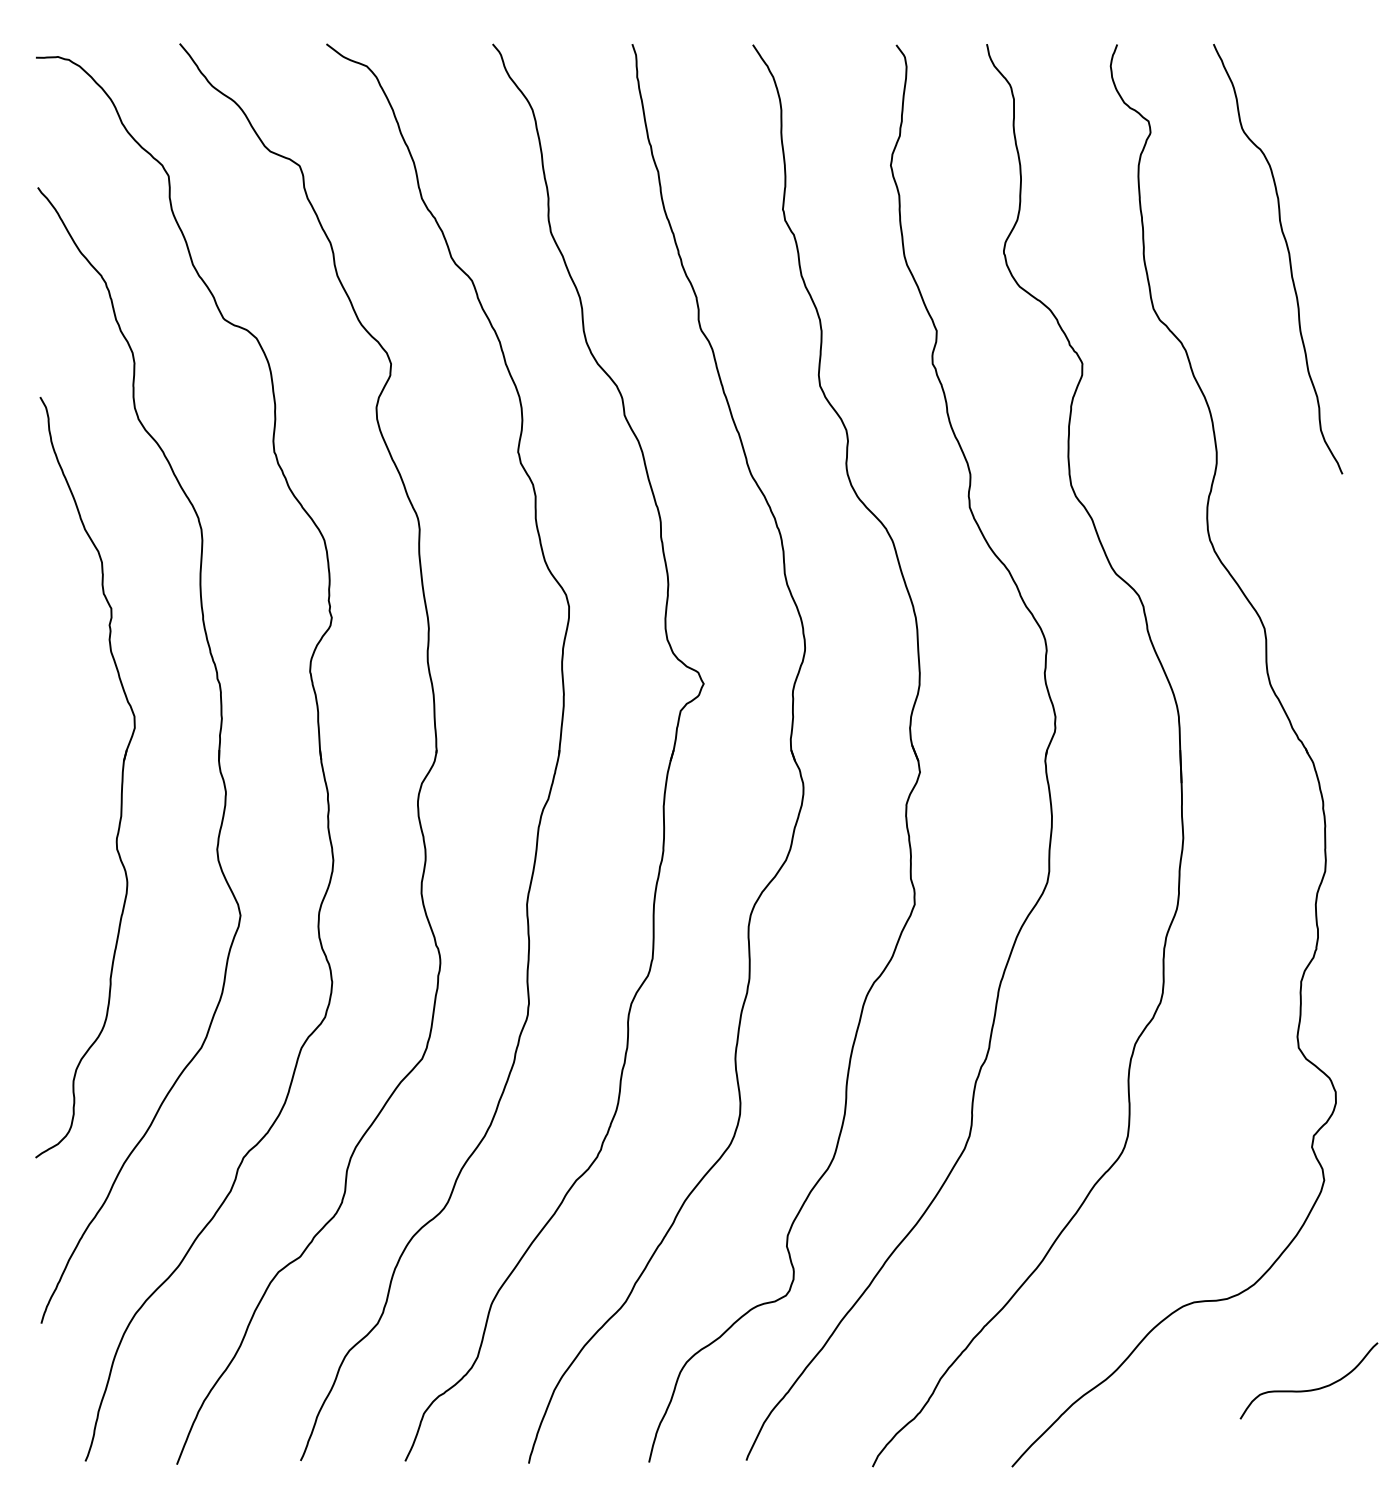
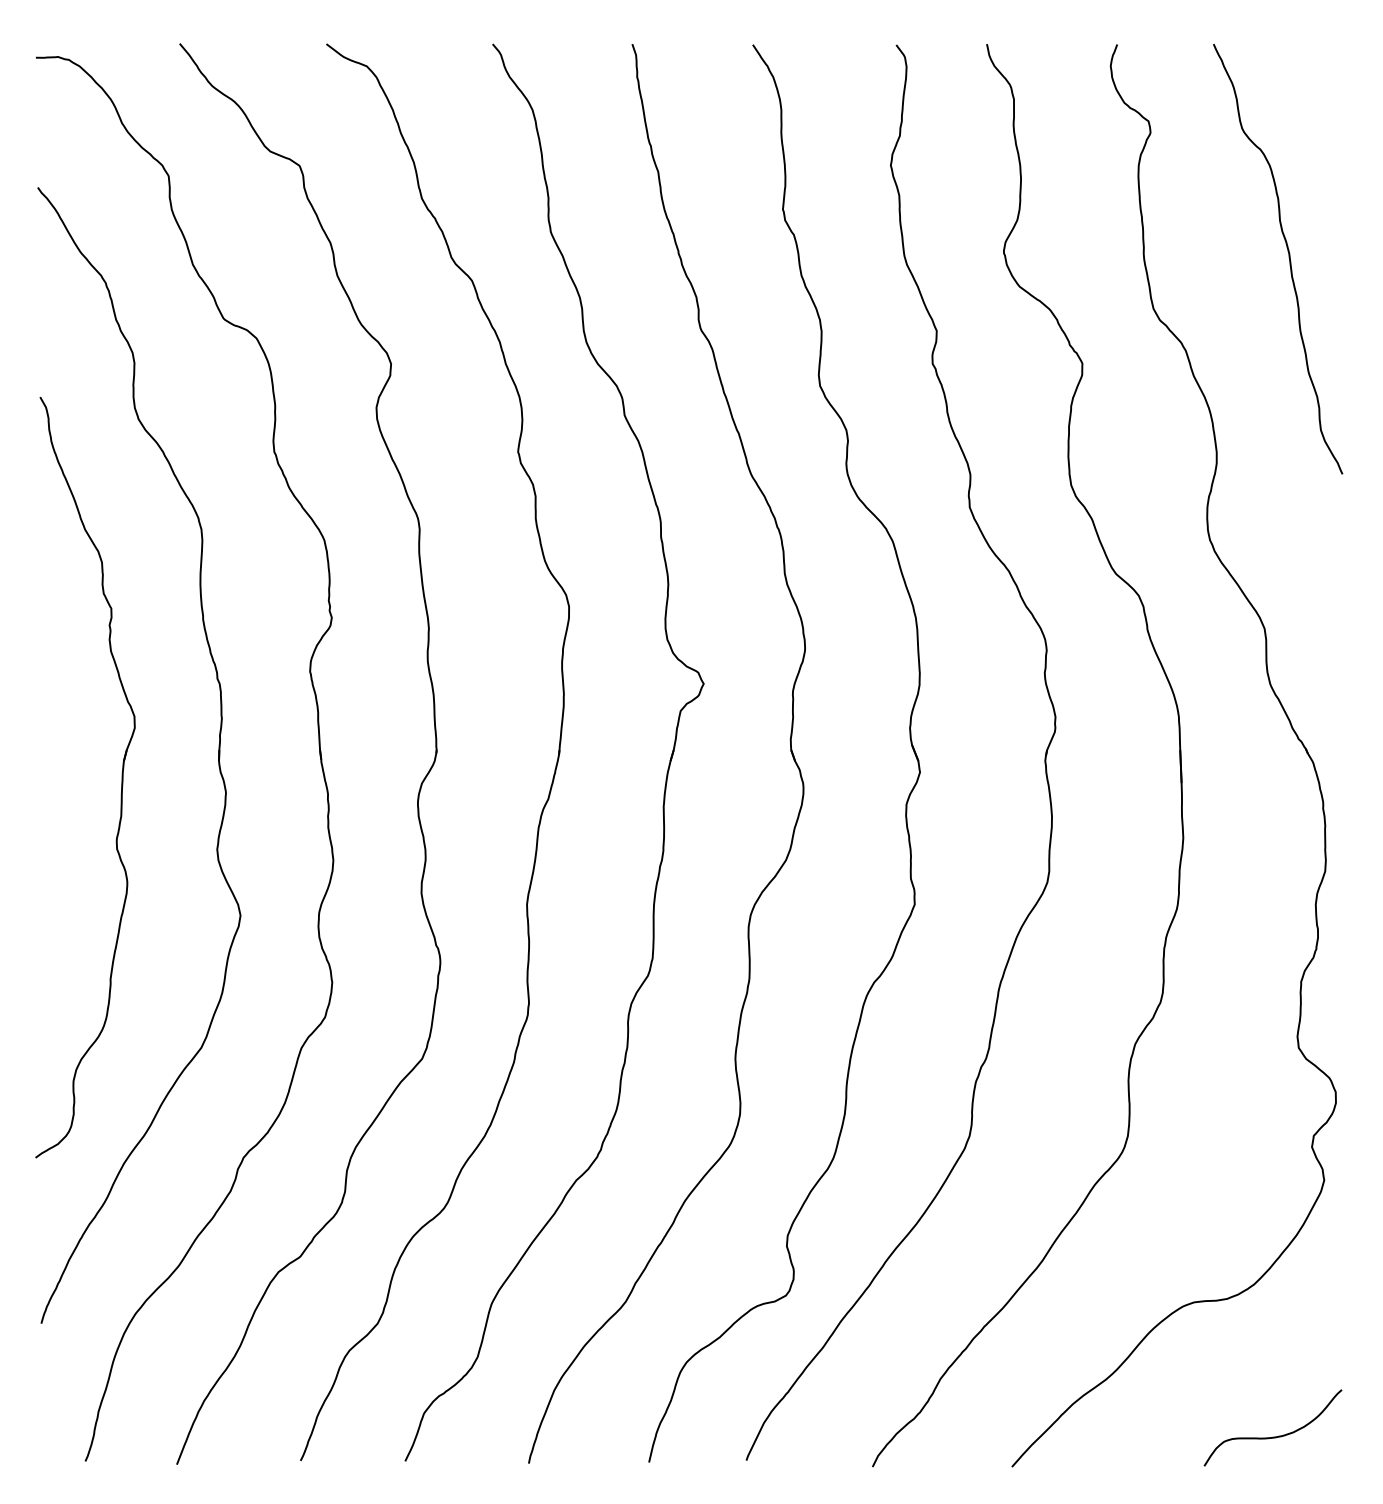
curve position: (1308, 1389) -> (1272, 1436) (1272, 1436)
